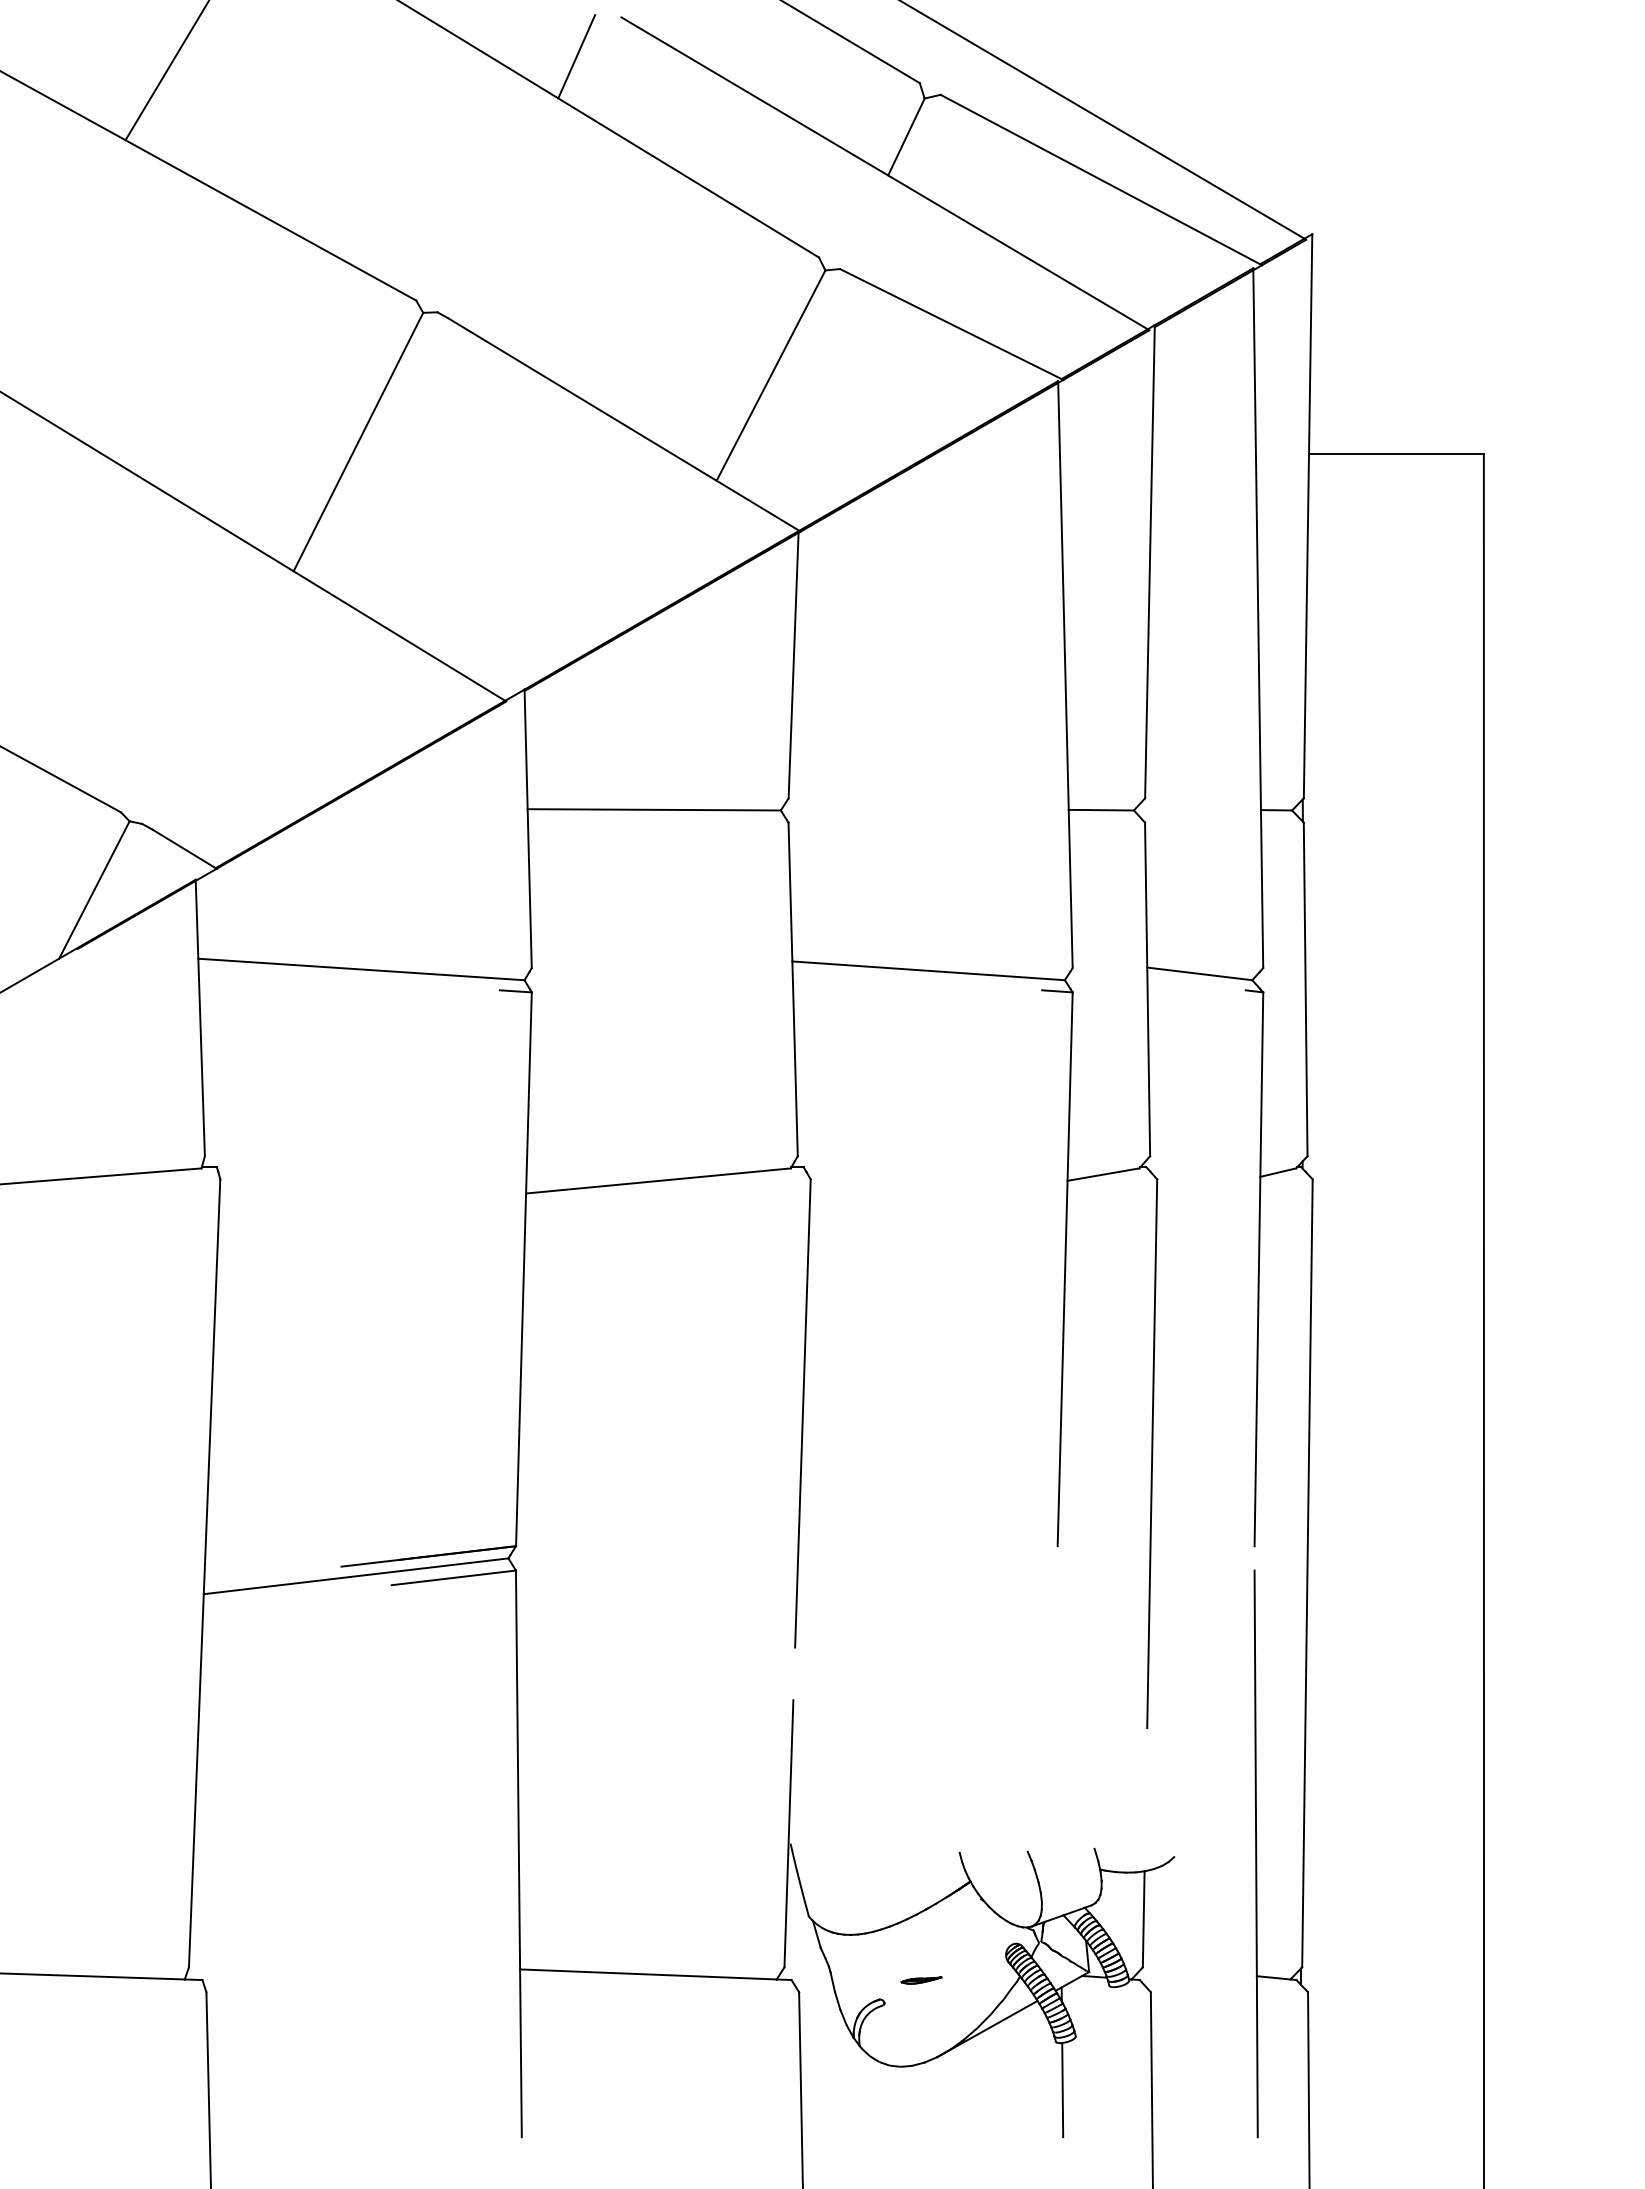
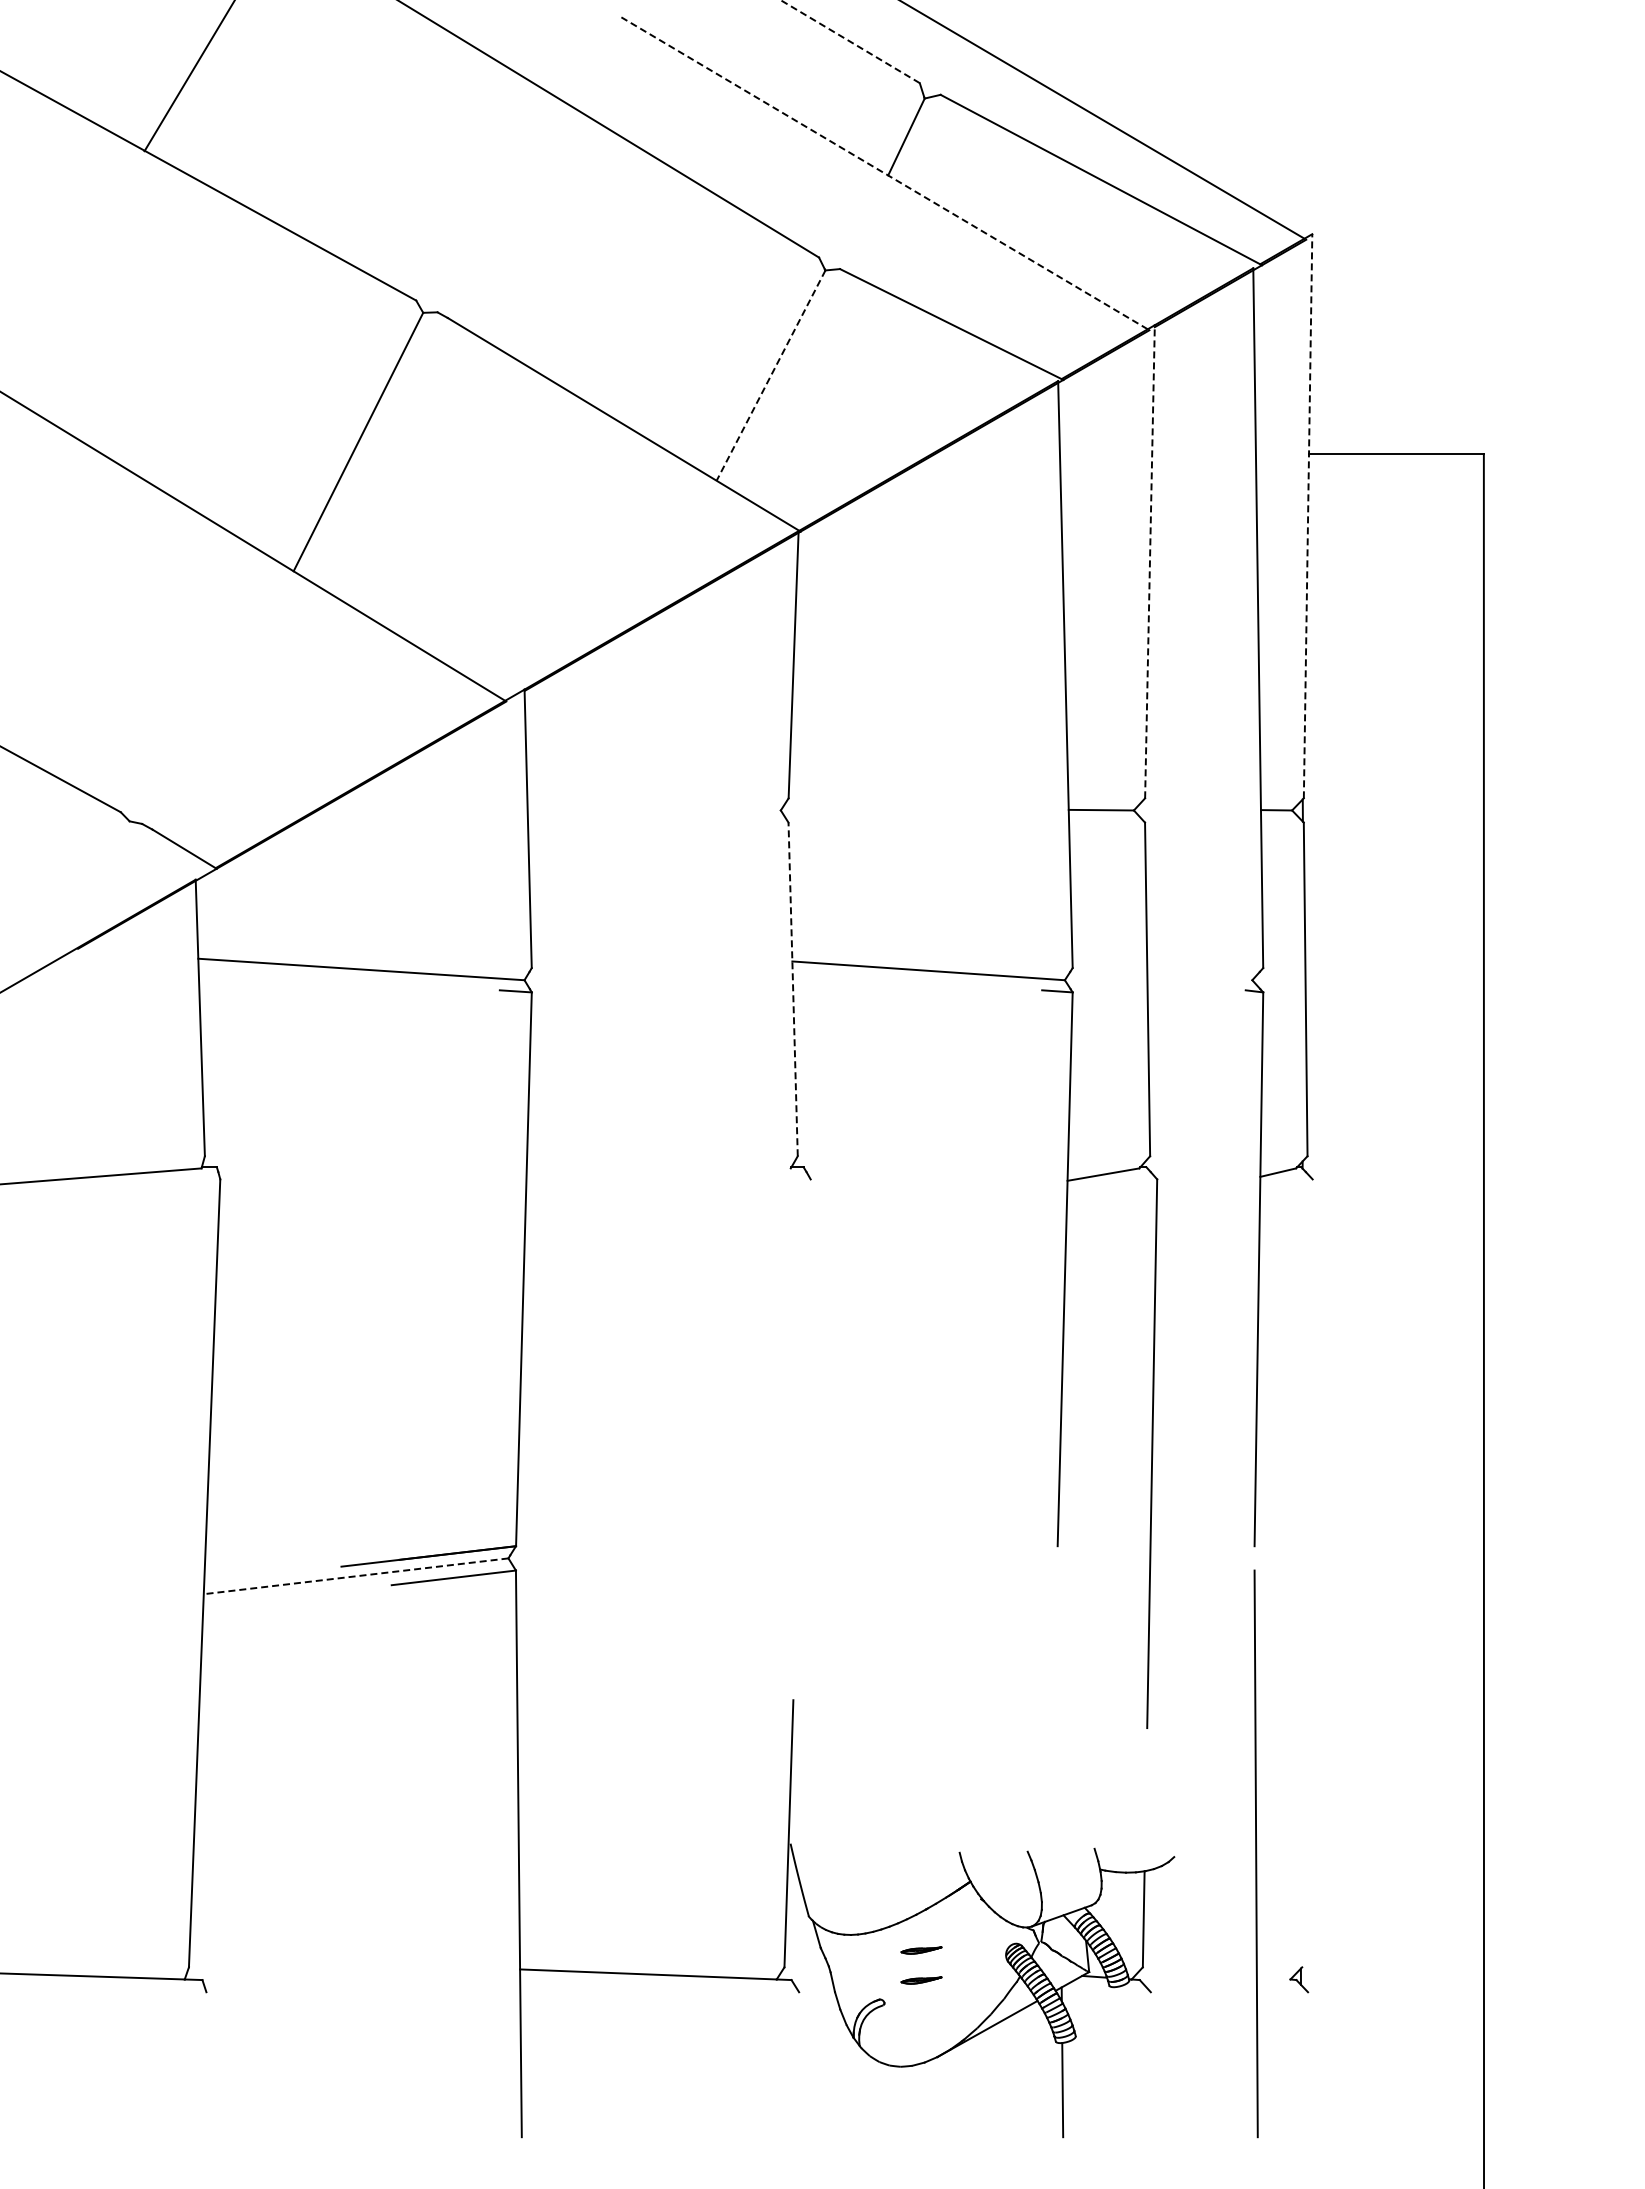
line: solid -> dashed (850, 41)
line: present -> none (576, 56)
line position: (166, 71) -> (188, 76) (188, 76)
line: solid -> dashed (884, 173)
line: solid -> dashed (770, 376)
line: solid -> dashed (1308, 515)
line: solid -> dashed (1149, 561)
line: present -> none (653, 809)
line: present -> none (94, 889)
line: present -> none (1199, 973)
line: solid -> dashed (793, 989)
line: present -> none (658, 1180)
line: present -> none (802, 1413)
line: present -> none (1307, 1573)
line: solid -> dashed (355, 1576)
part: none -> present (921, 1950)
line: present -> none (1273, 1977)
line: present -> none (208, 2088)
line: present -> none (800, 2088)
line: present -> none (1151, 2088)
line: present -> none (1308, 2088)
